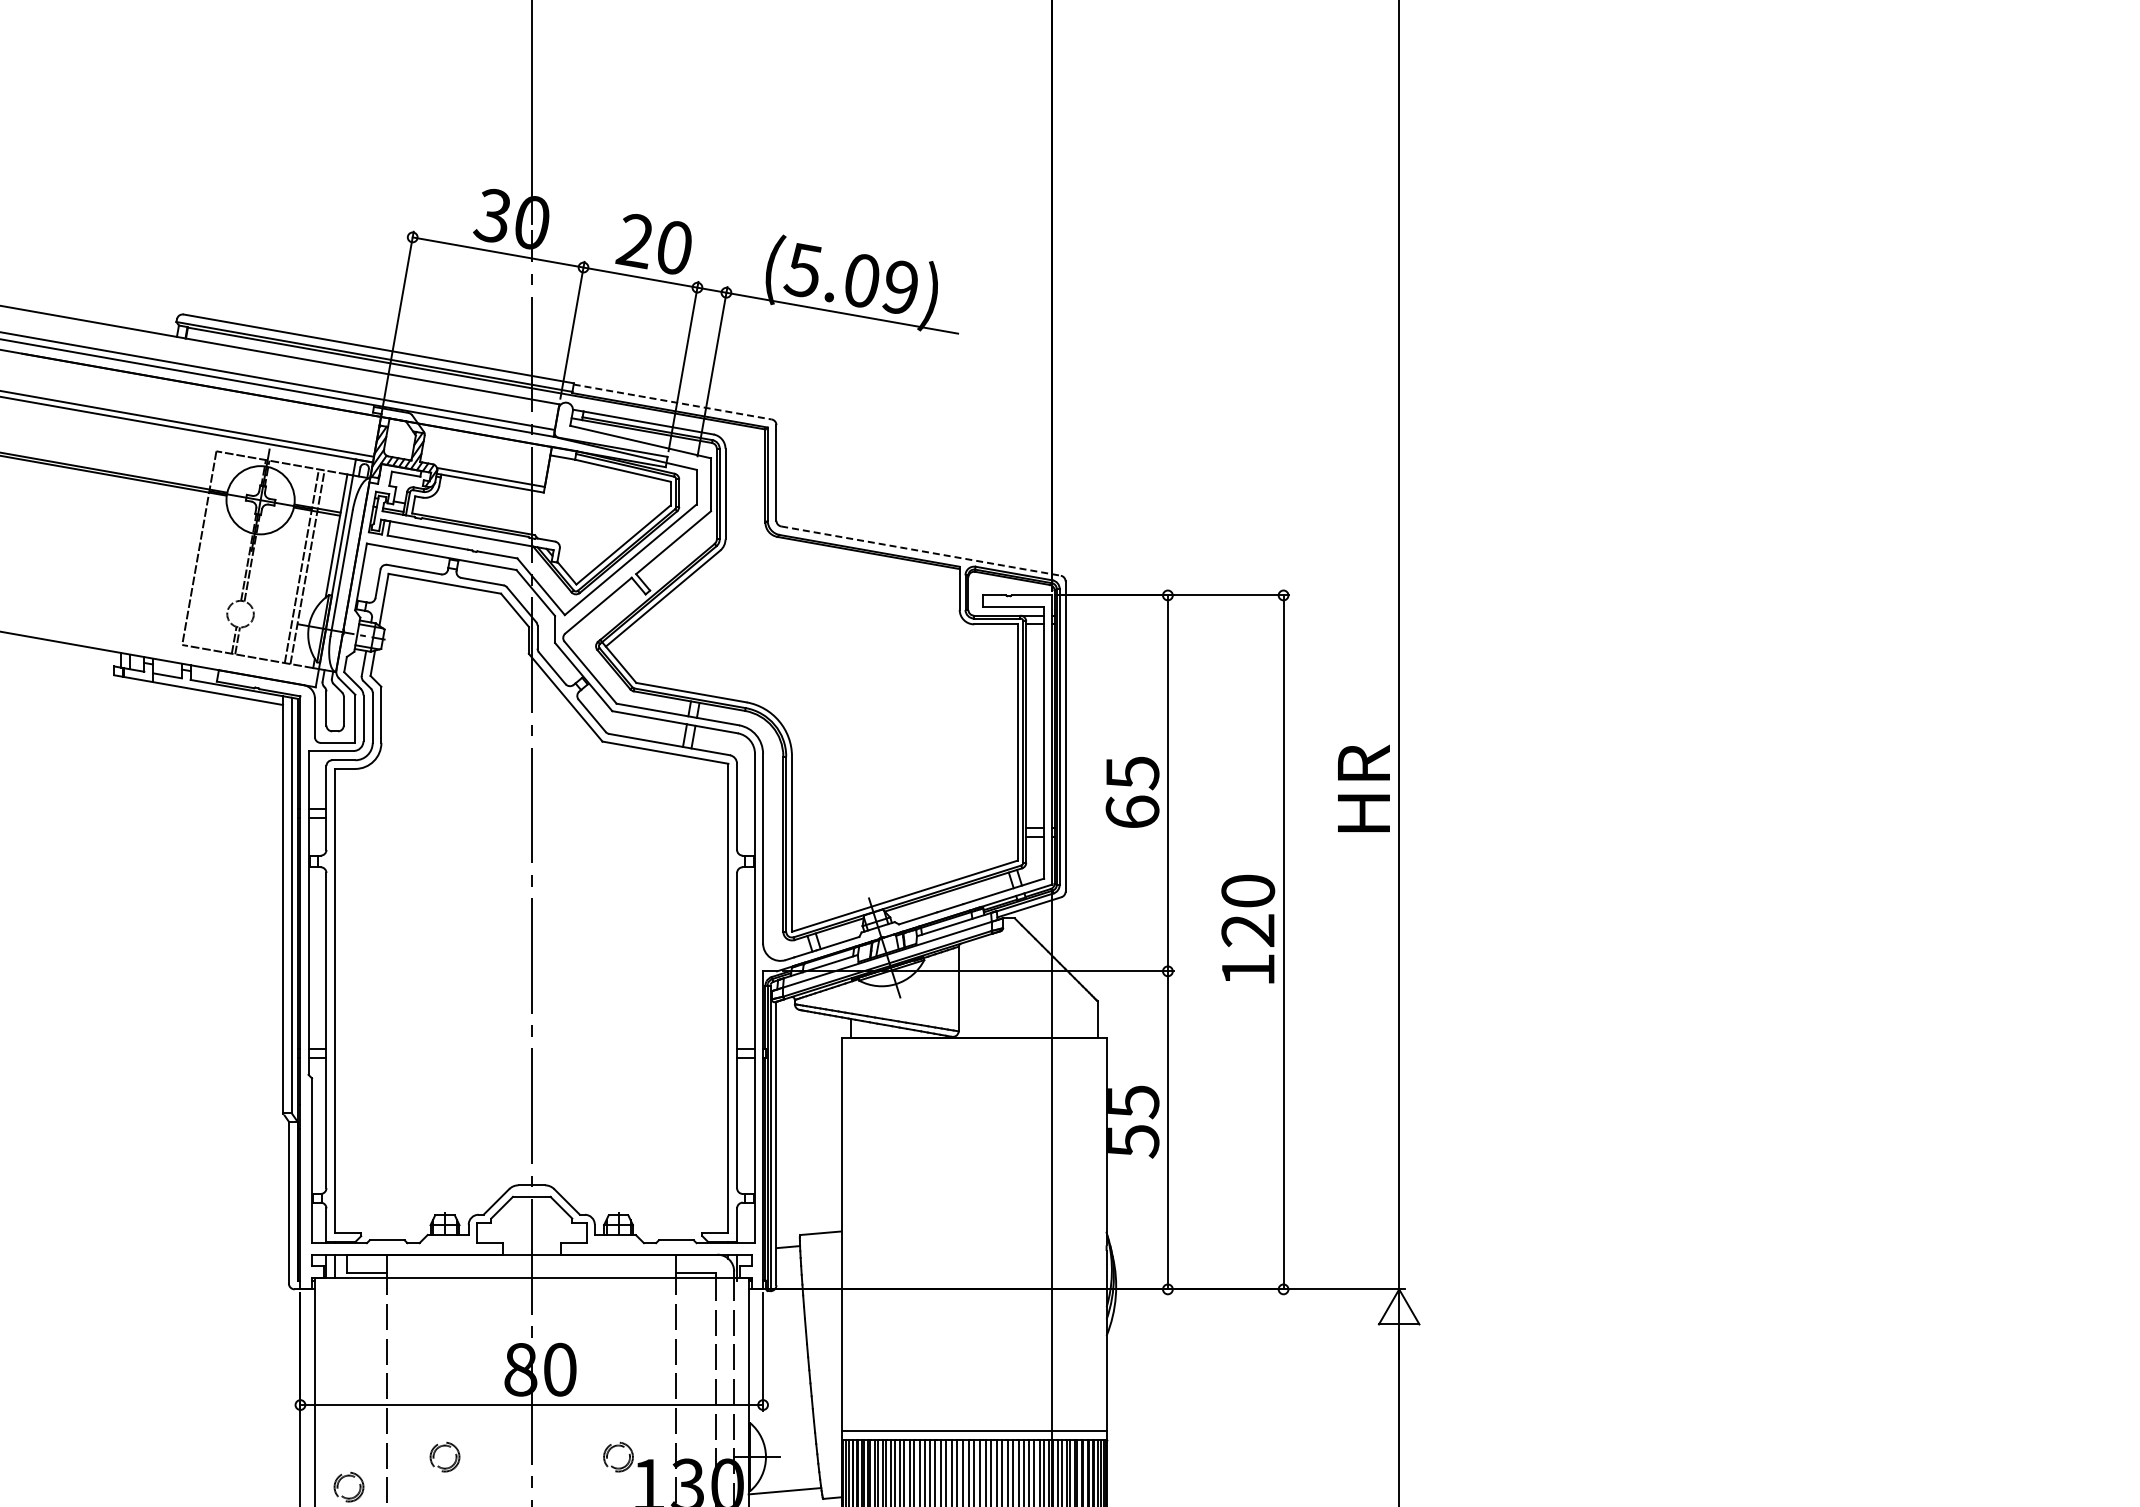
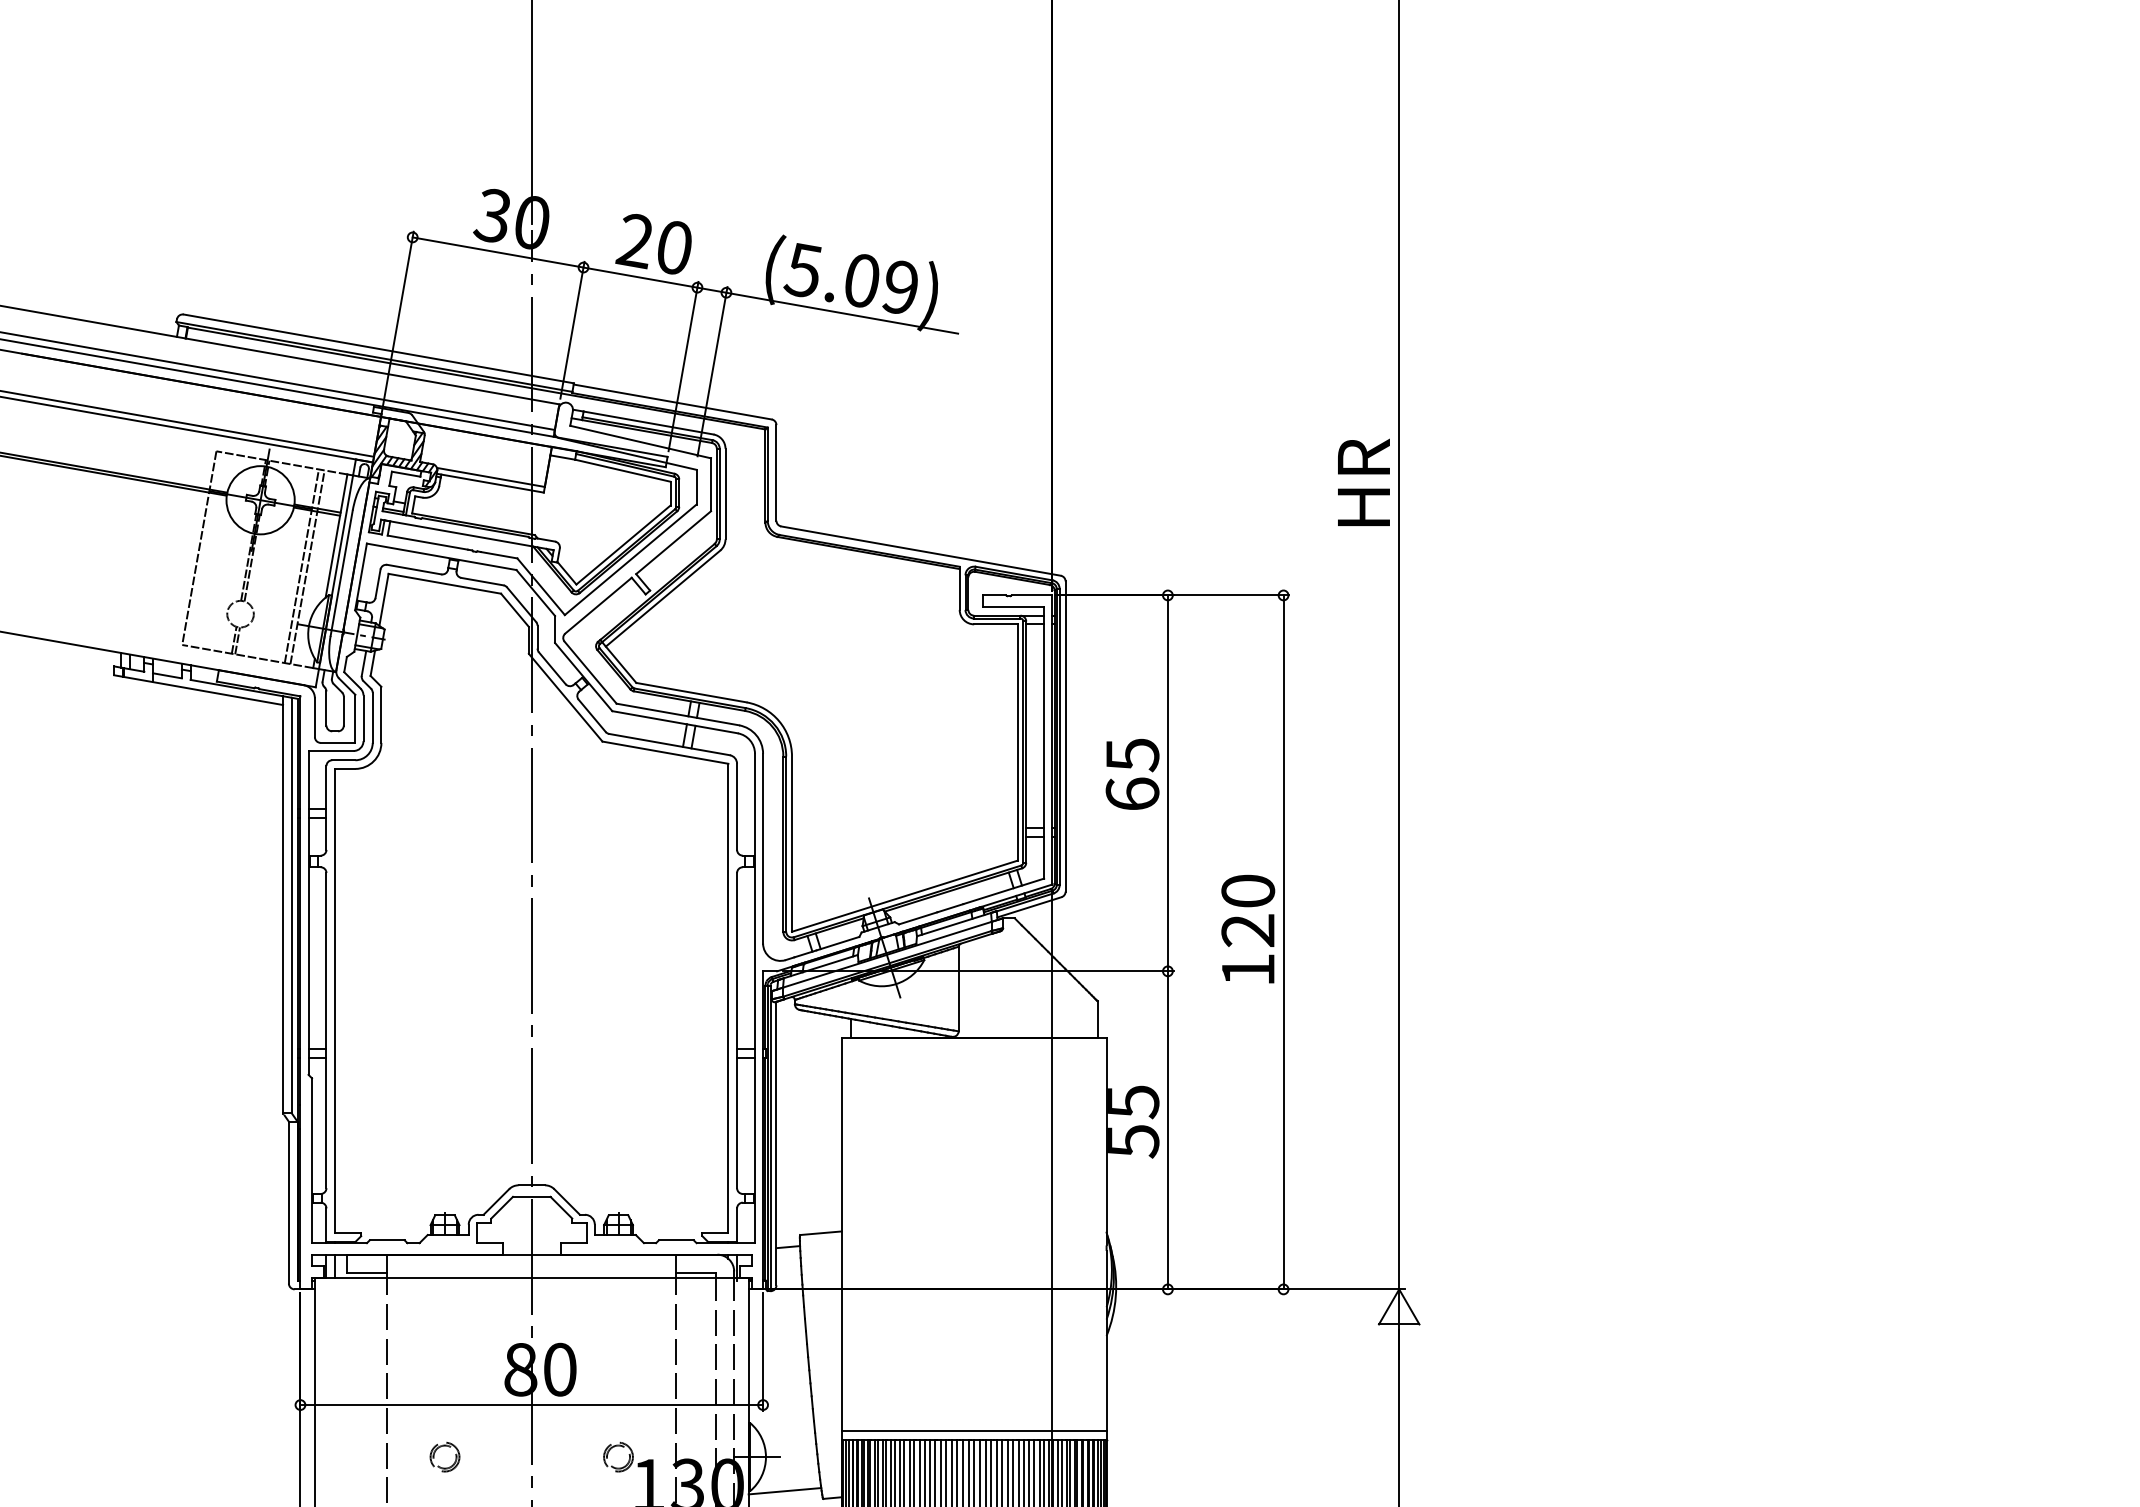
line: dashed -> solid (672, 402)
line: dashed -> solid (921, 551)
text position: (1363, 787) -> (1363, 481) (1363, 481)
text position: (1132, 792) -> (1132, 774) (1132, 774)
part: present -> none (344, 1496)
